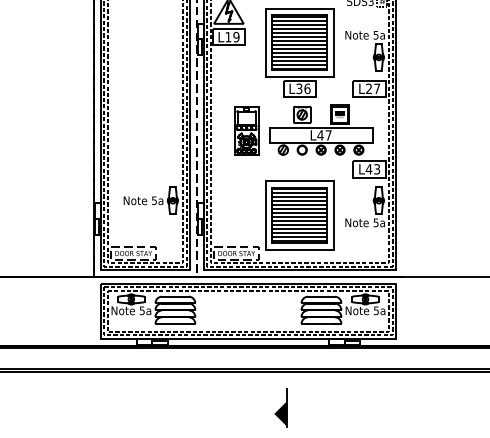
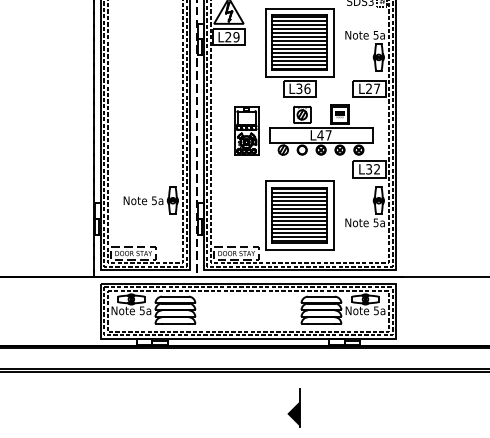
text: L19 -> L29 (228, 37)
text: L43 -> L32 (372, 169)
part position: (280, 407) -> (293, 407) (293, 407)
